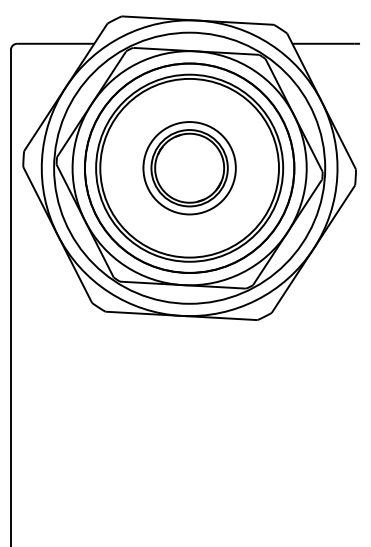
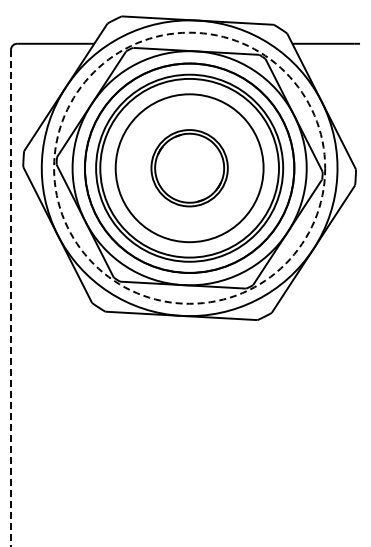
circle: solid -> dashed (189, 167)
circle diameter: 92 px -> 148 px (189, 168)
line: solid -> dashed (10, 298)
